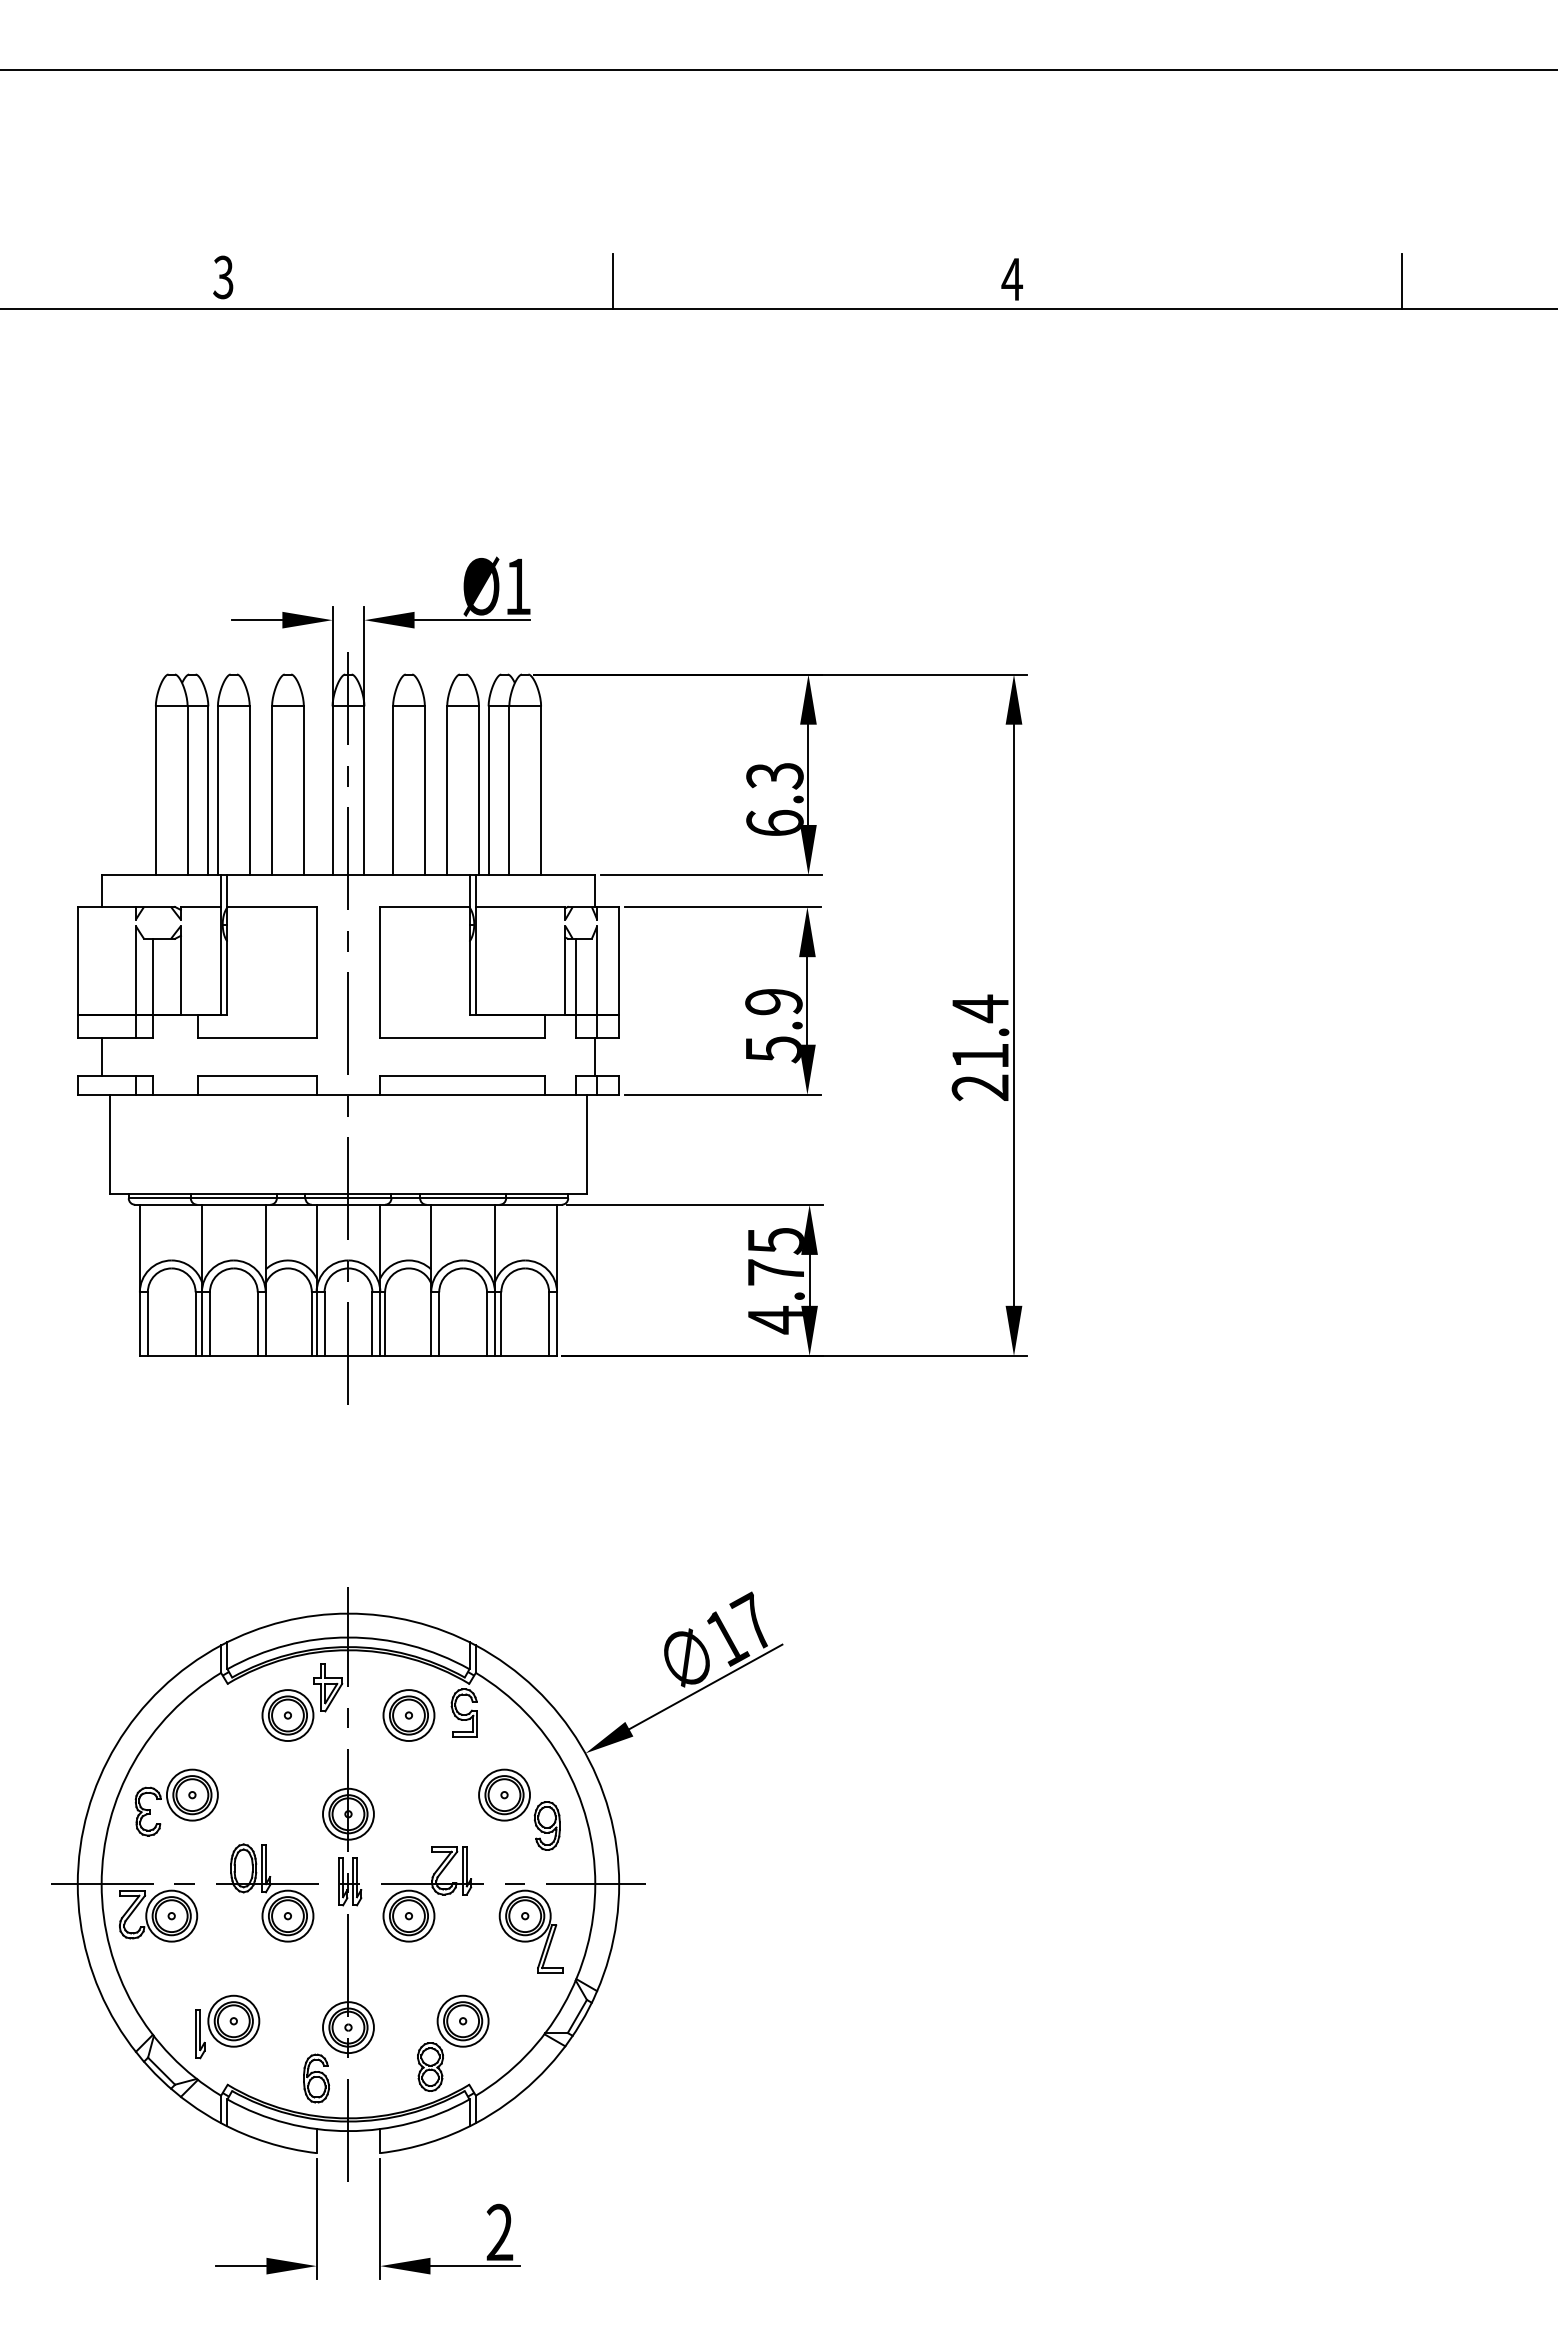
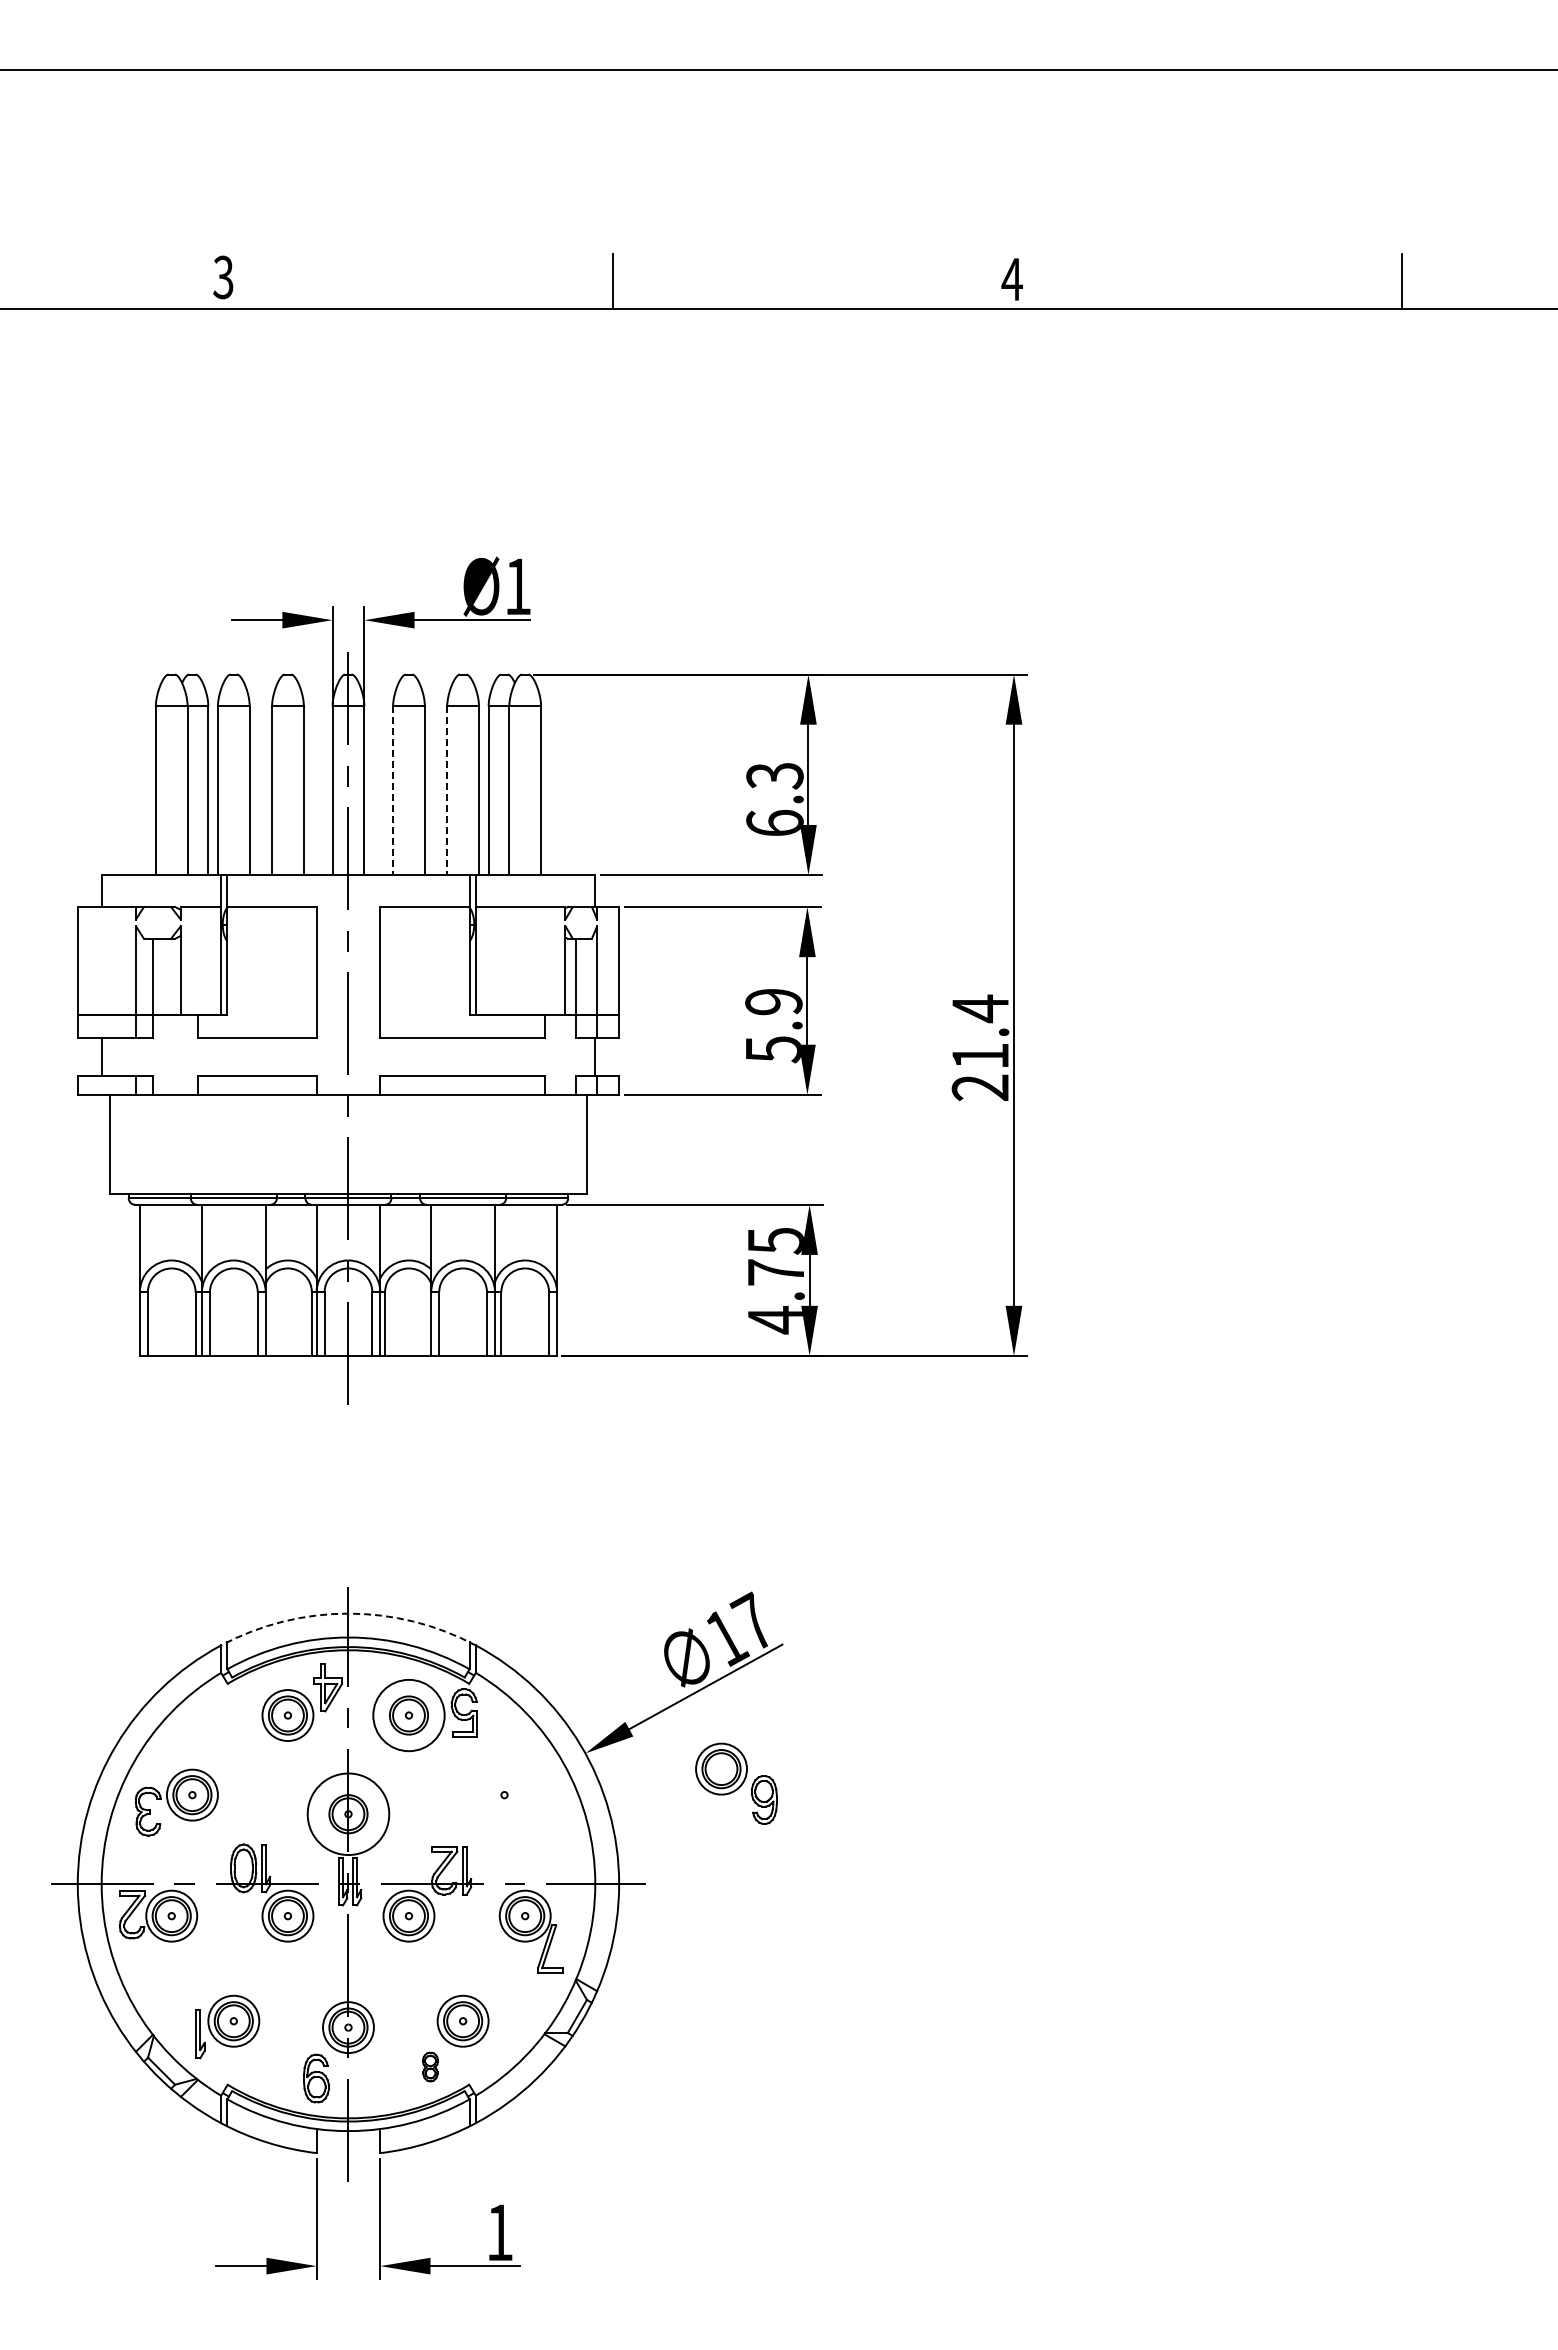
line: solid -> dashed (393, 791)
line: solid -> dashed (447, 791)
arc: solid -> dashed (348, 1613)
circle diameter: 51 px -> 71 px (408, 1715)
part position: (519, 1809) -> (736, 1783) (736, 1783)
circle diameter: 51 px -> 82 px (348, 1814)
part size: 27x50 px -> 17x32 px (430, 2066)
text: 2 -> 1 (499, 2231)
